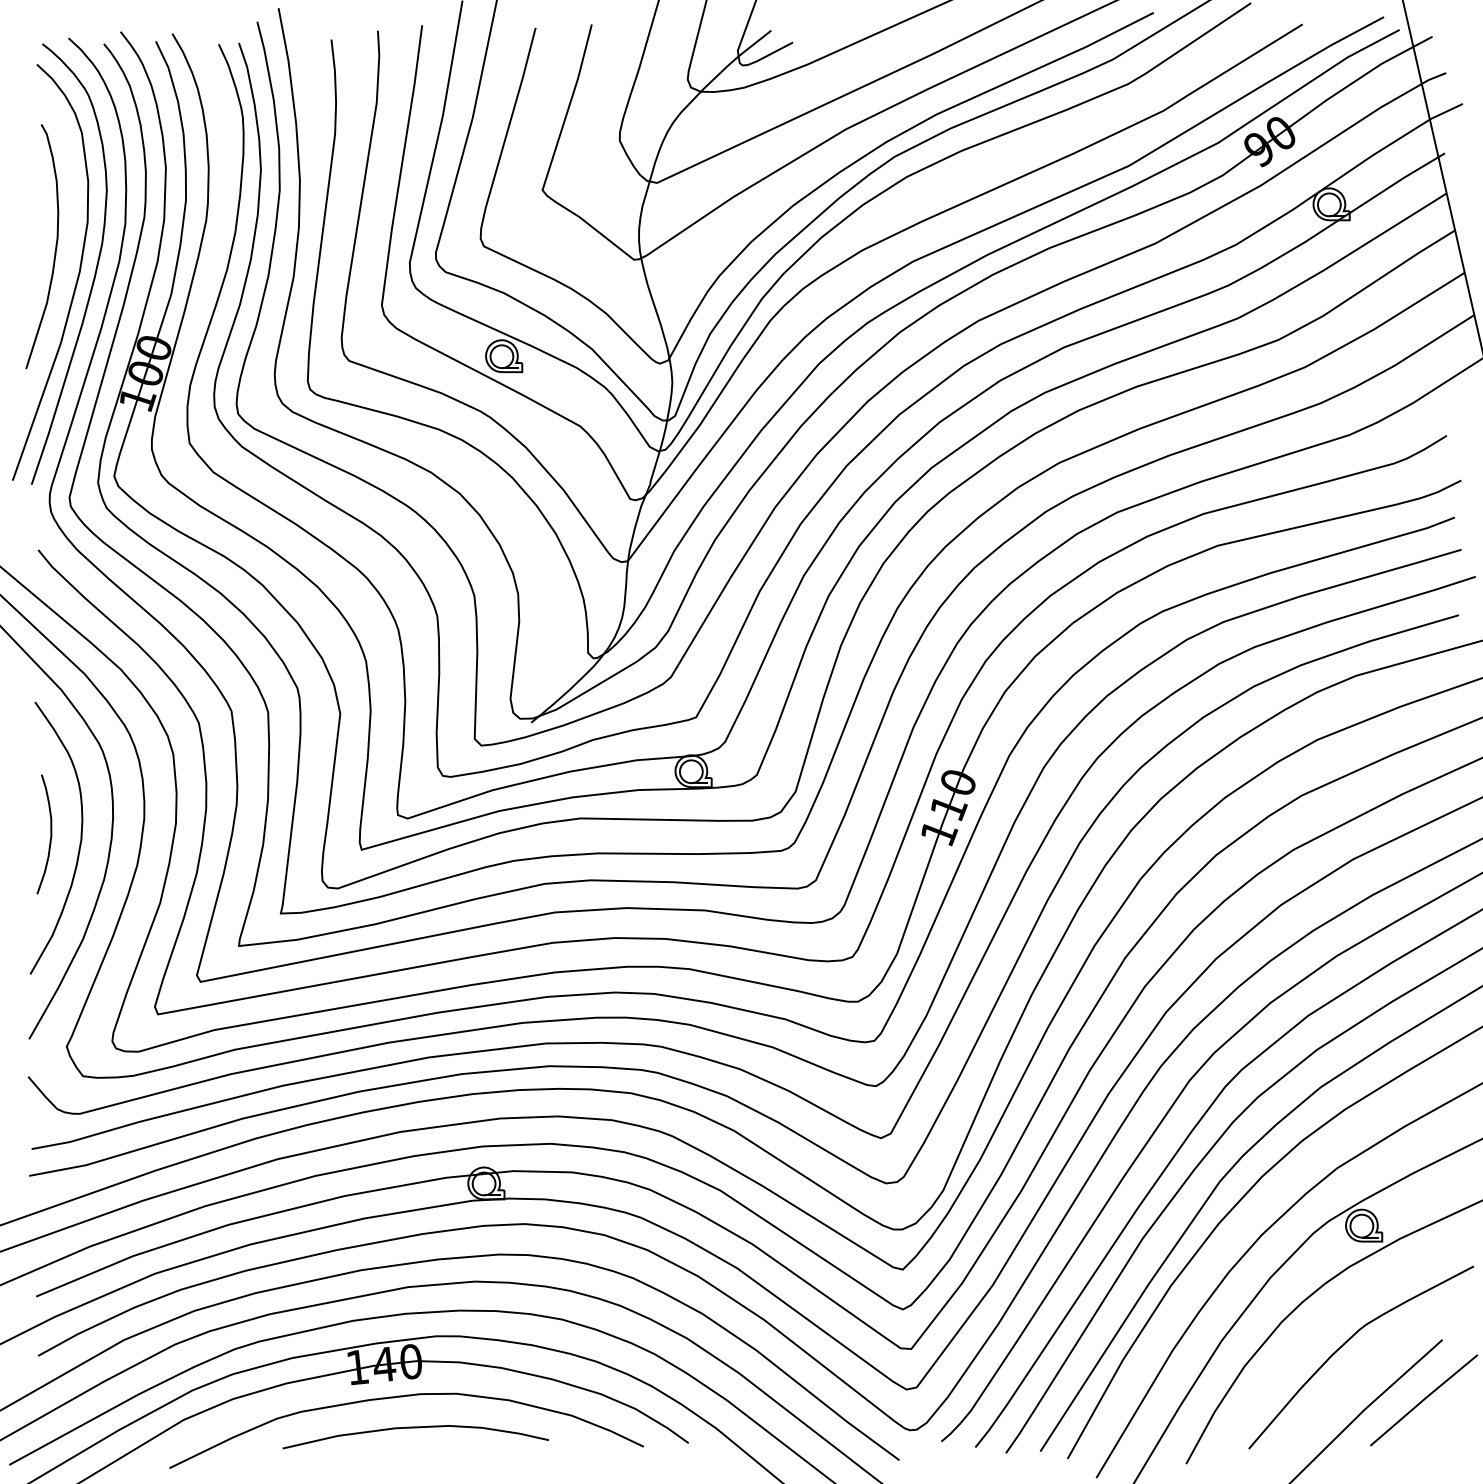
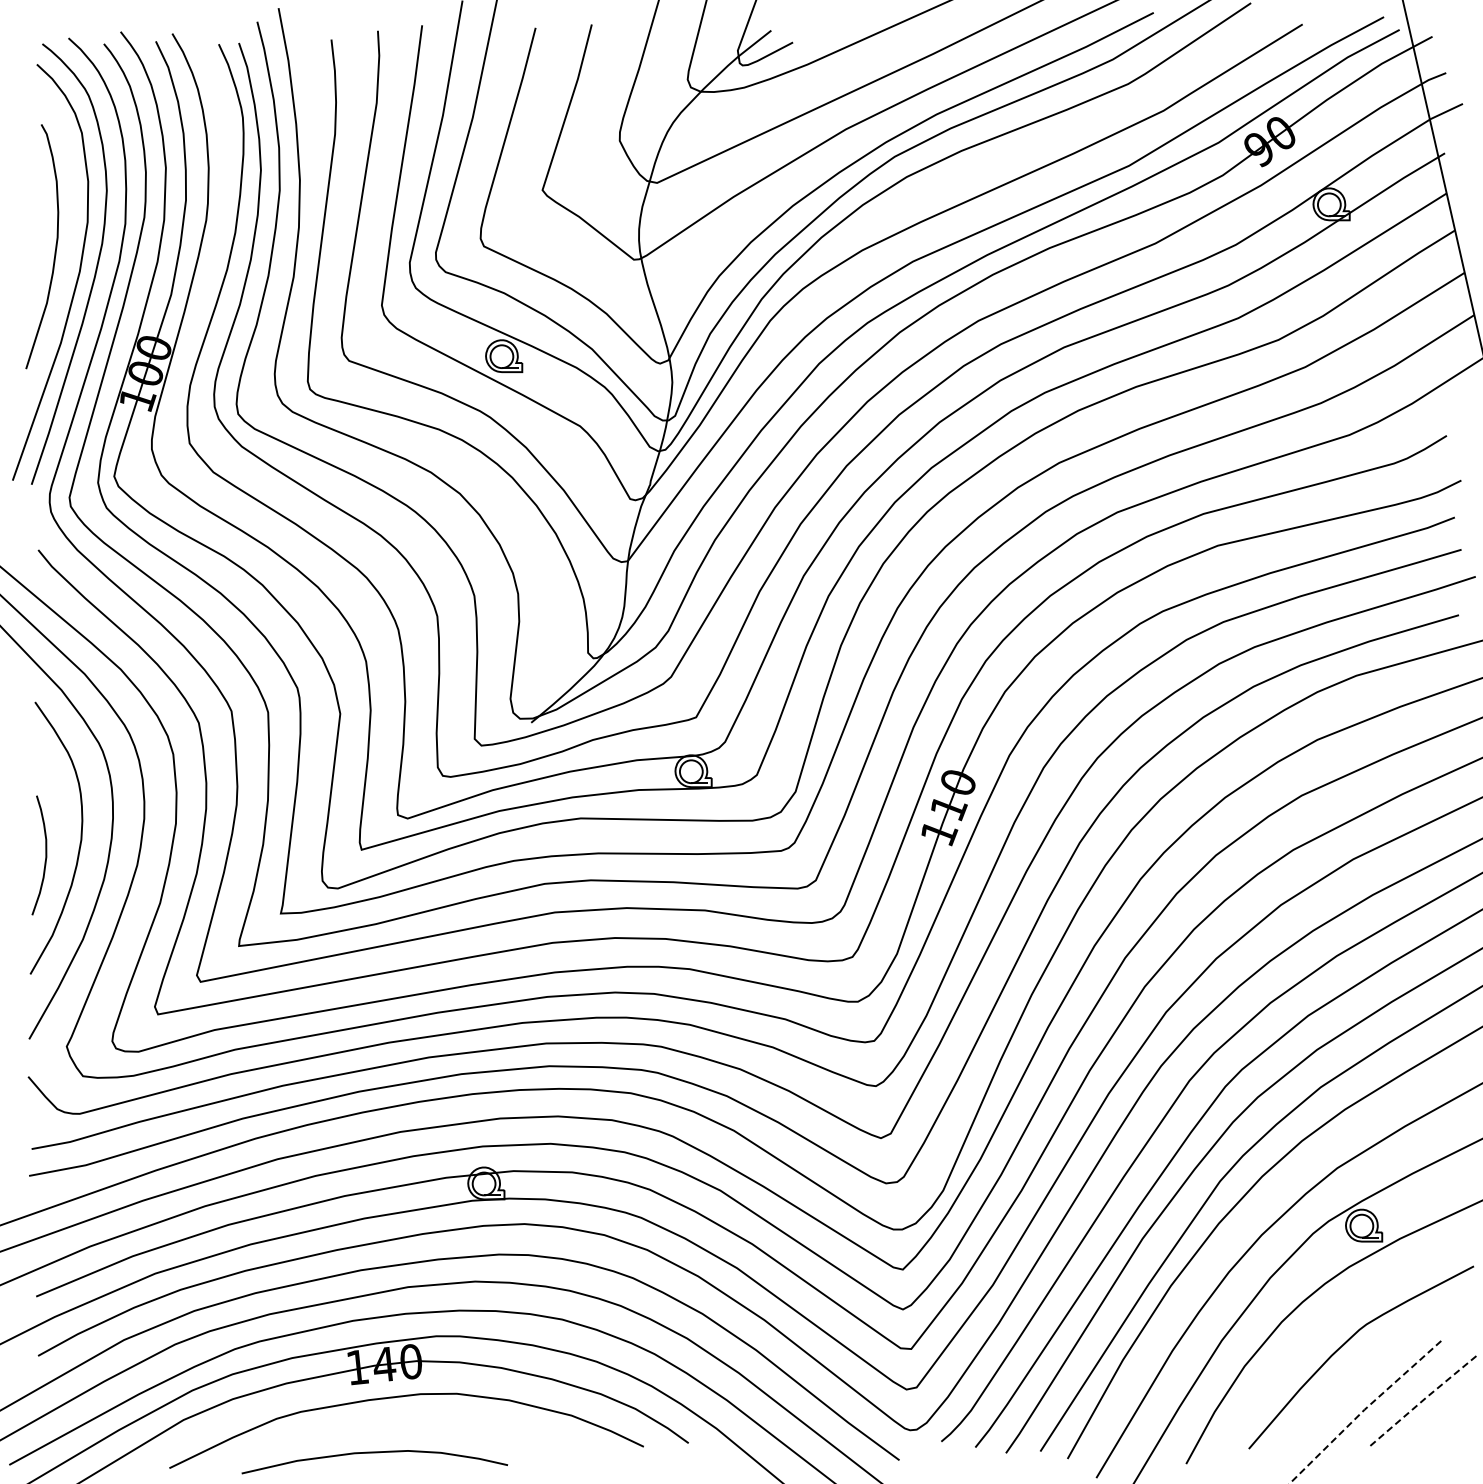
curve position: (50, 834) -> (45, 855) (45, 855)
line: solid -> dashed (1424, 1399)
line: solid -> dashed (1364, 1409)
curve position: (415, 1428) -> (374, 1453) (374, 1453)
